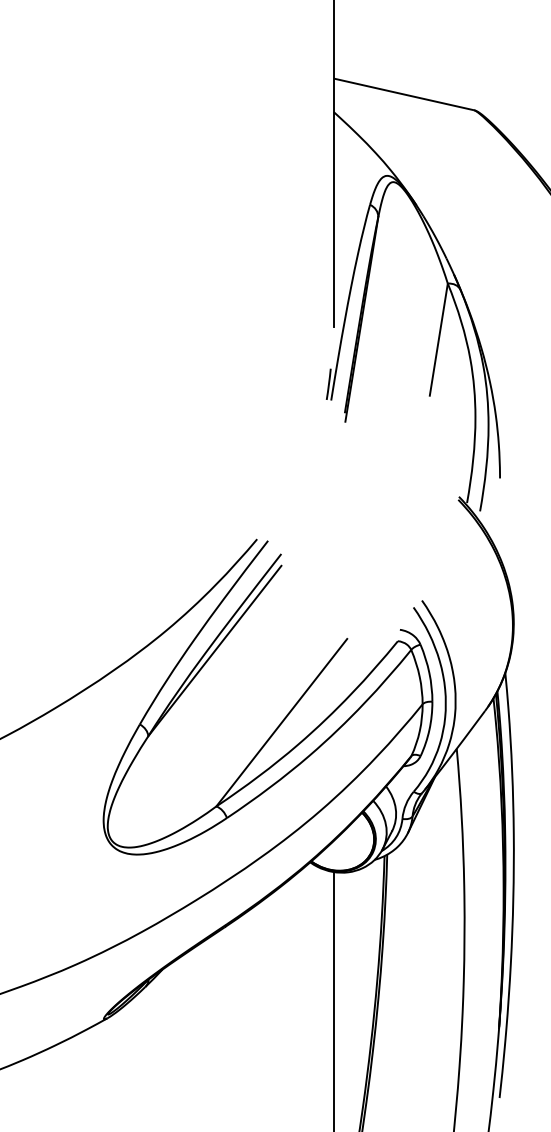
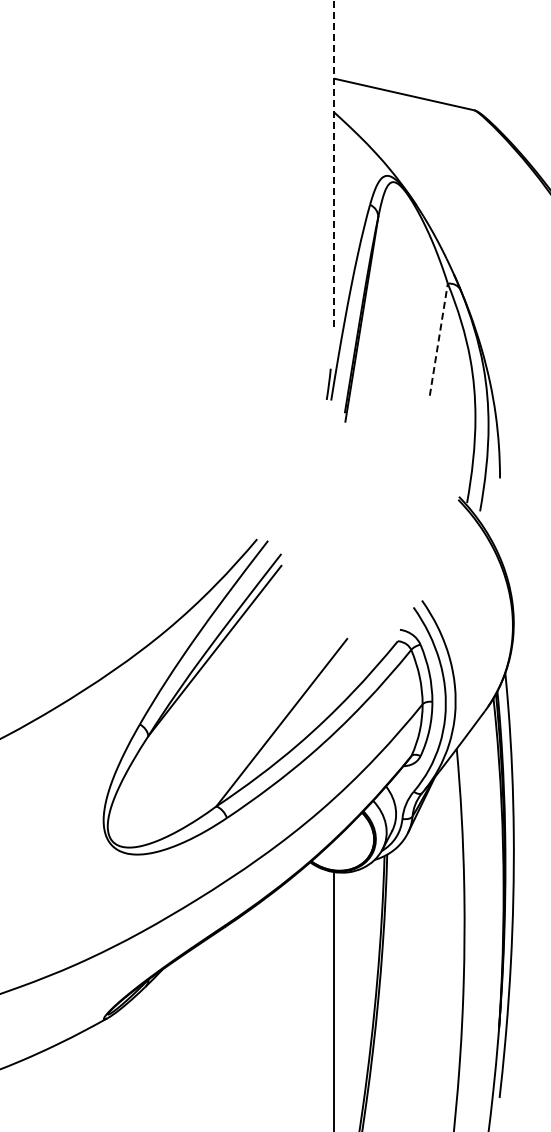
line: solid -> dashed (333, 163)
line: solid -> dashed (438, 339)
